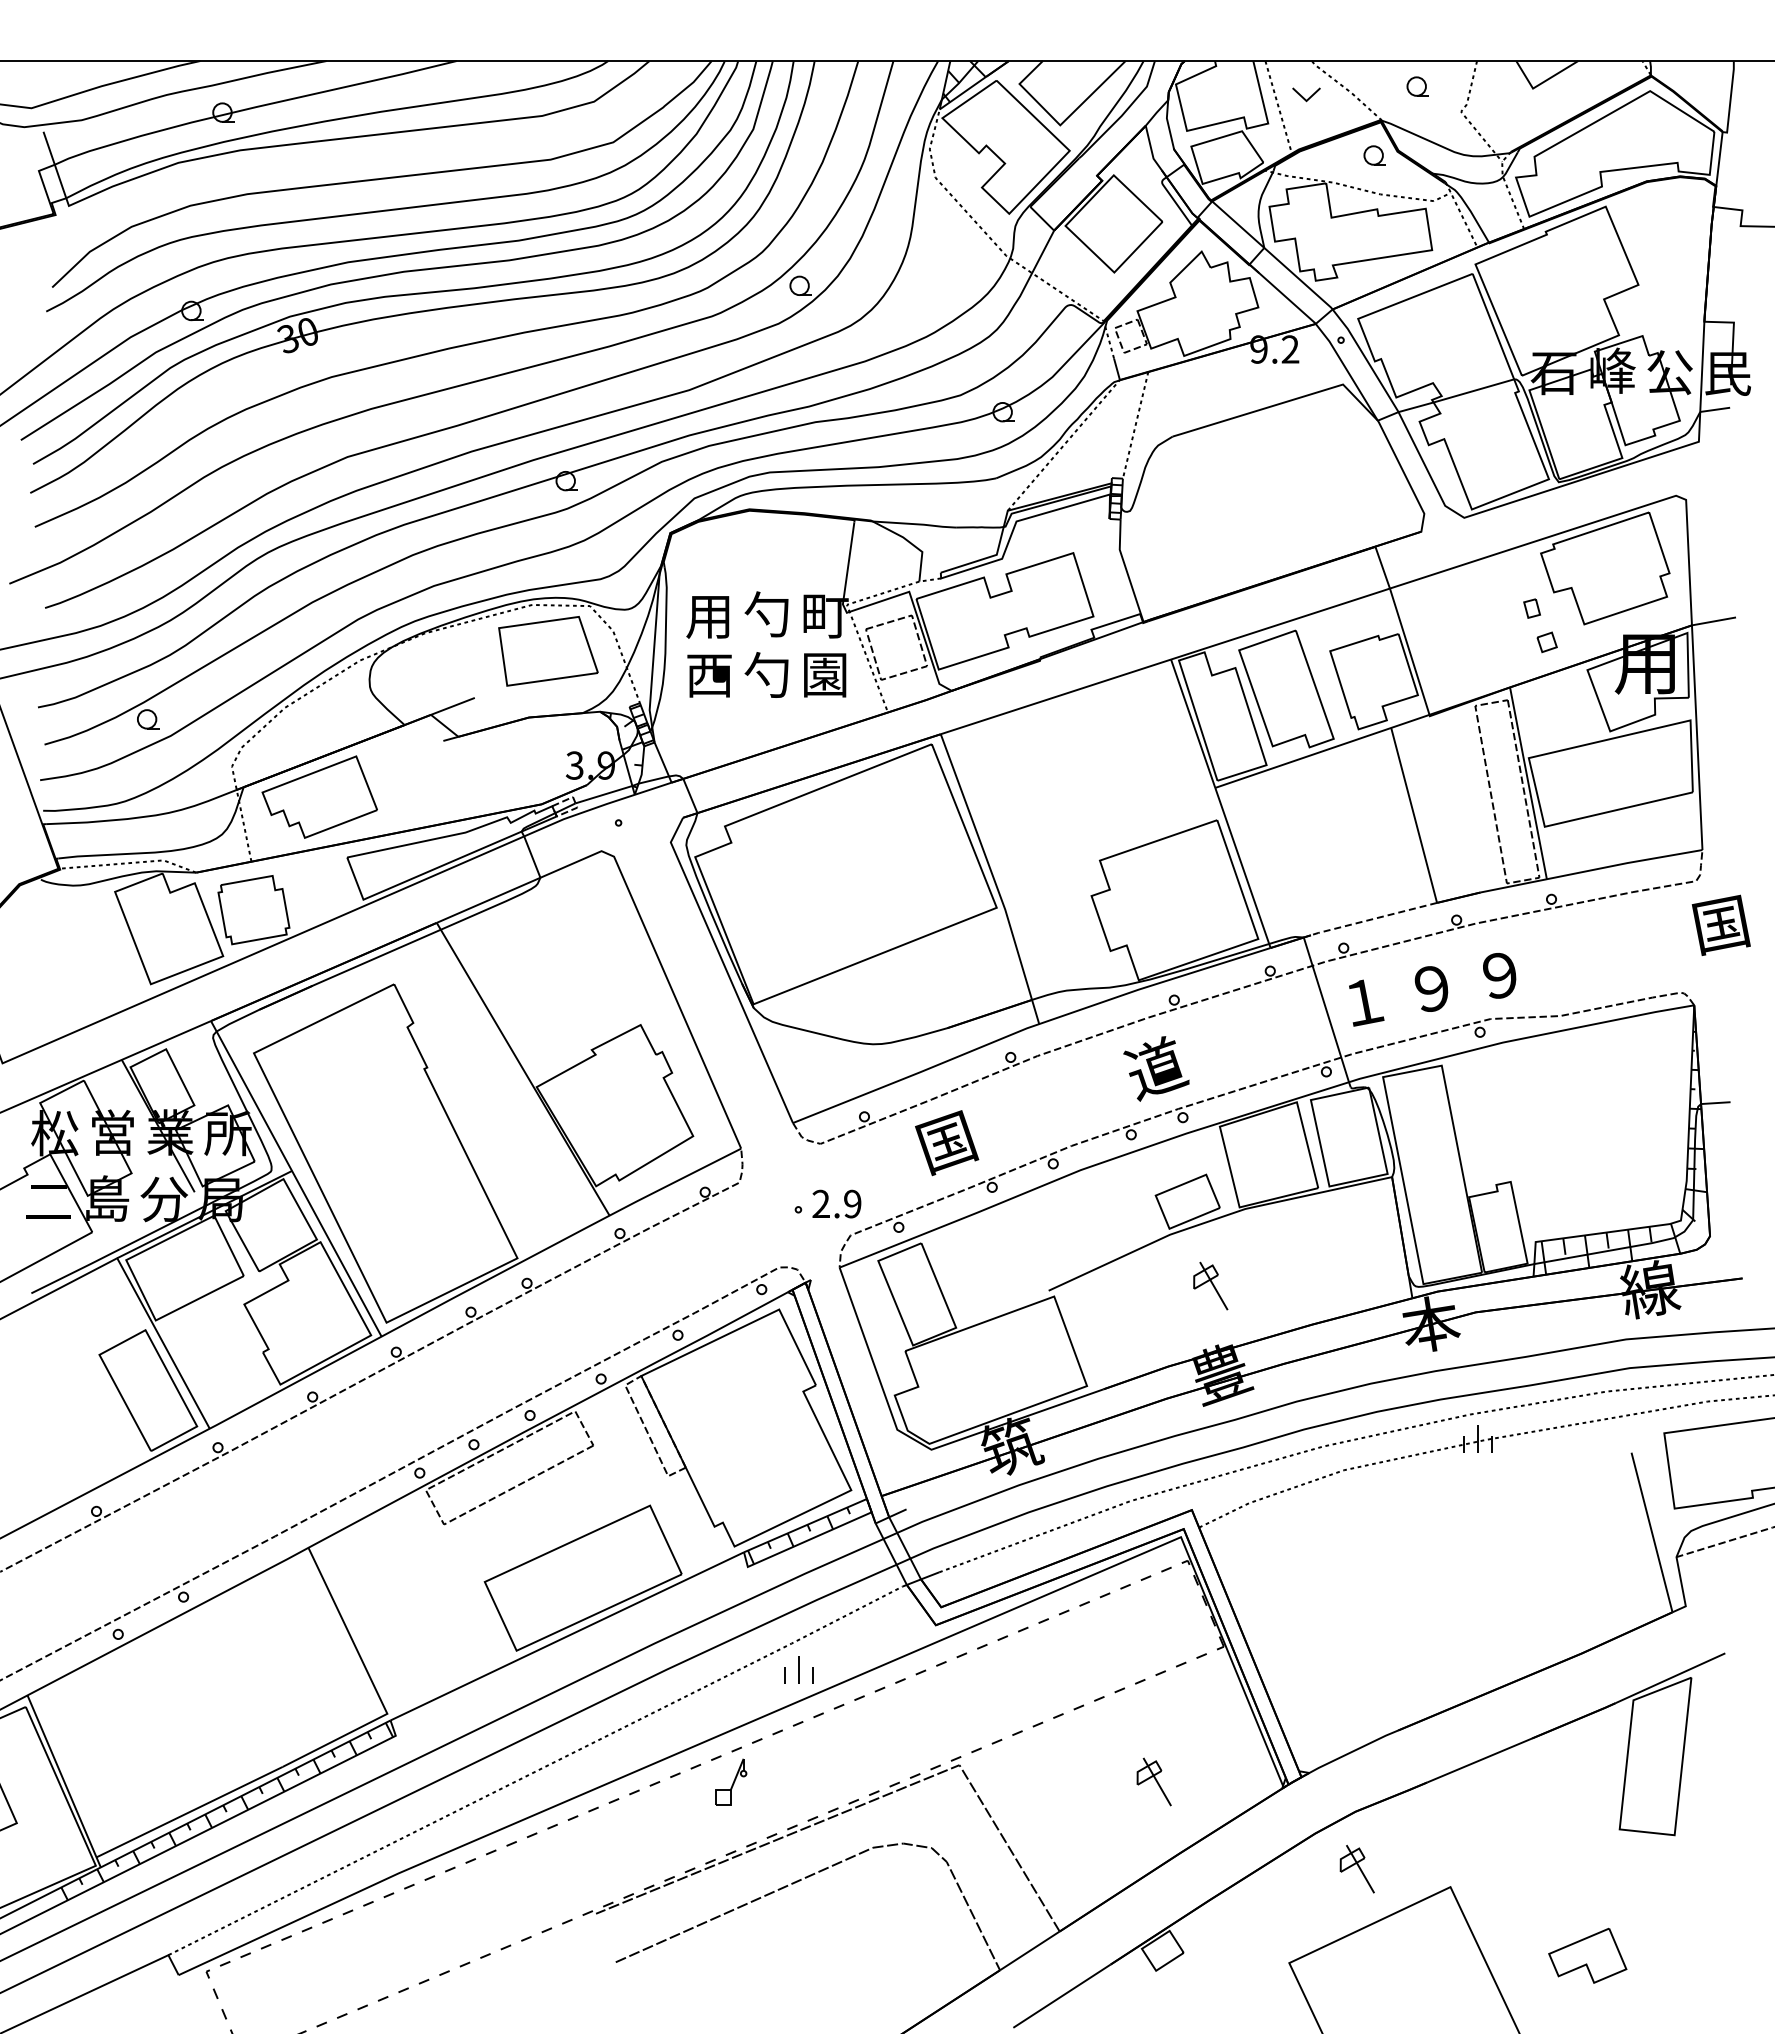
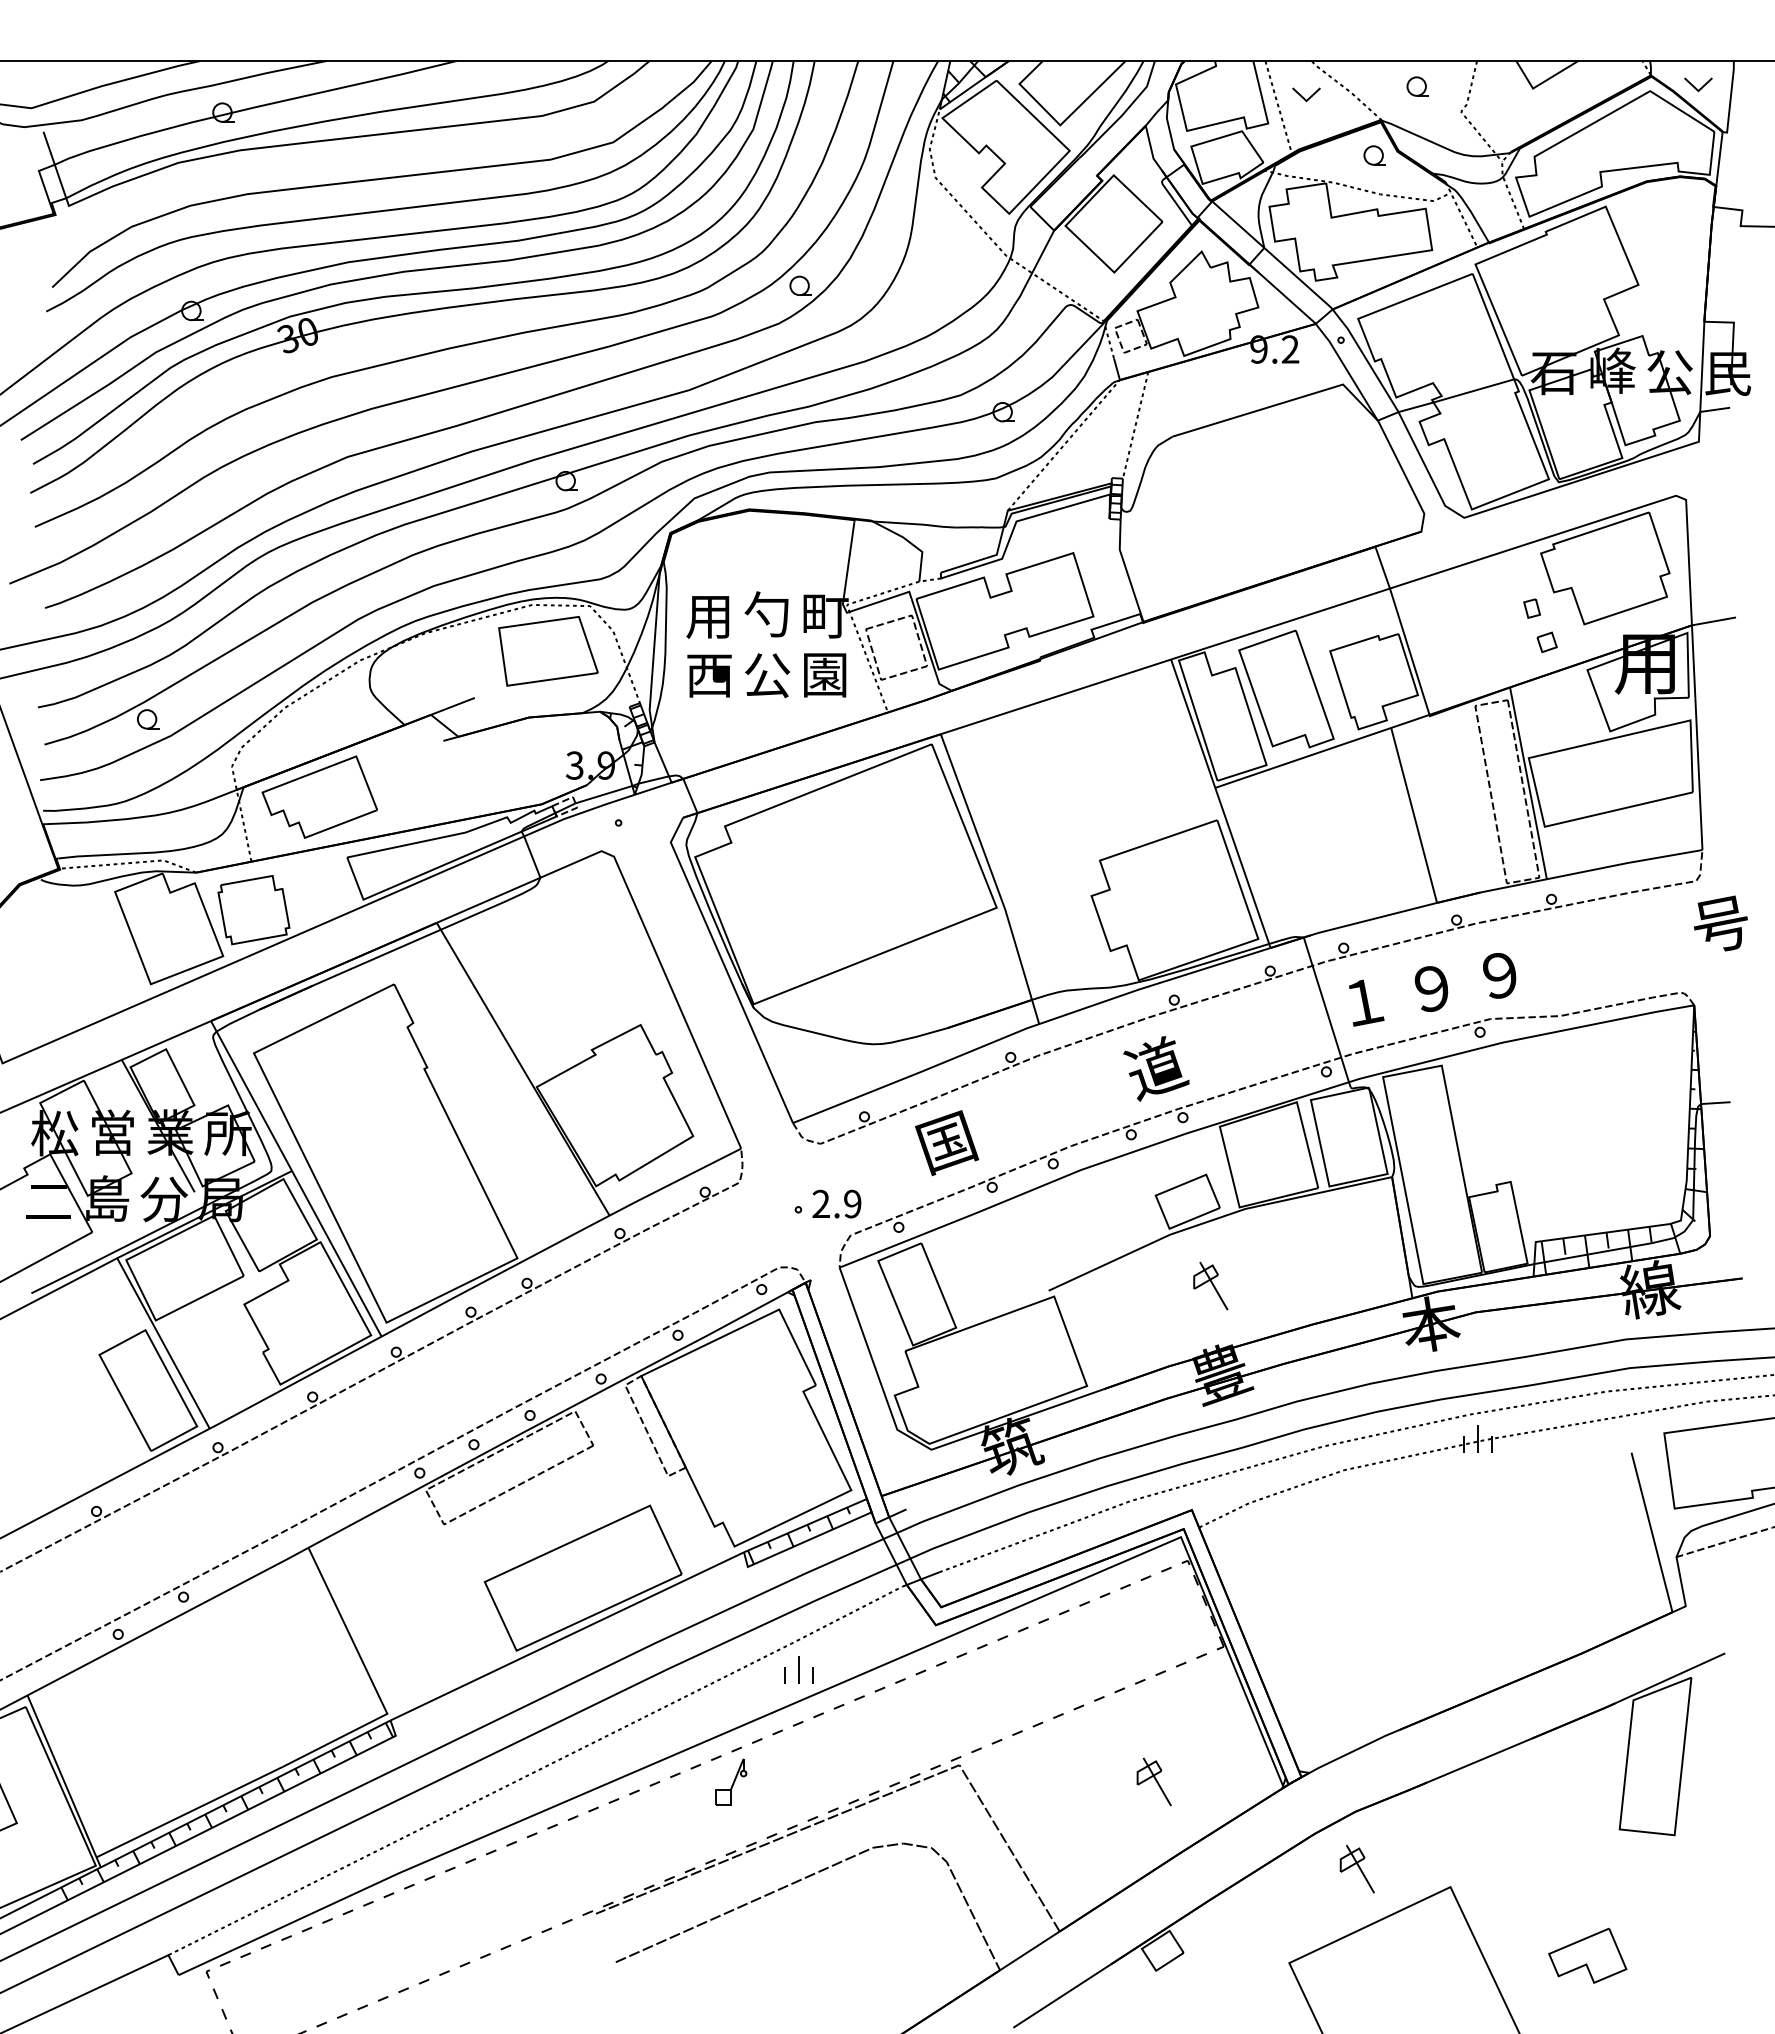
part: none -> present (1698, 84)
text: 勺 -> 公 (767, 675)
line: dashed -> solid (1373, 919)
text: 国 -> 号 (1720, 925)
